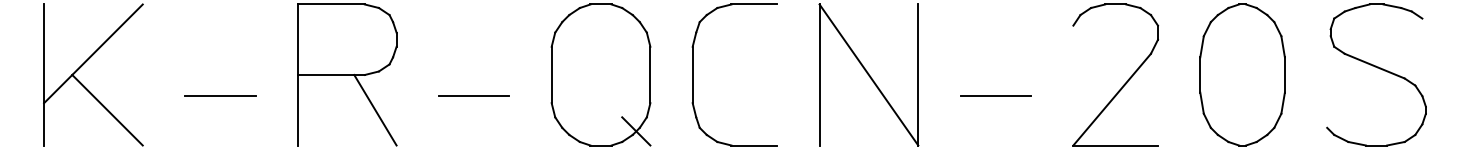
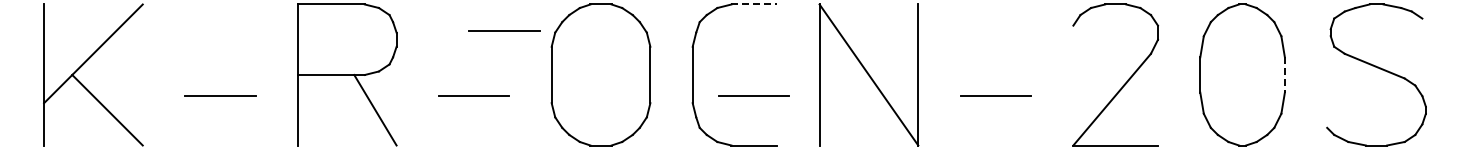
line: solid -> dashed (754, 4)
line: none -> present (504, 30)
line: solid -> dashed (1284, 75)
line: none -> present (753, 95)
line: present -> none (636, 131)
